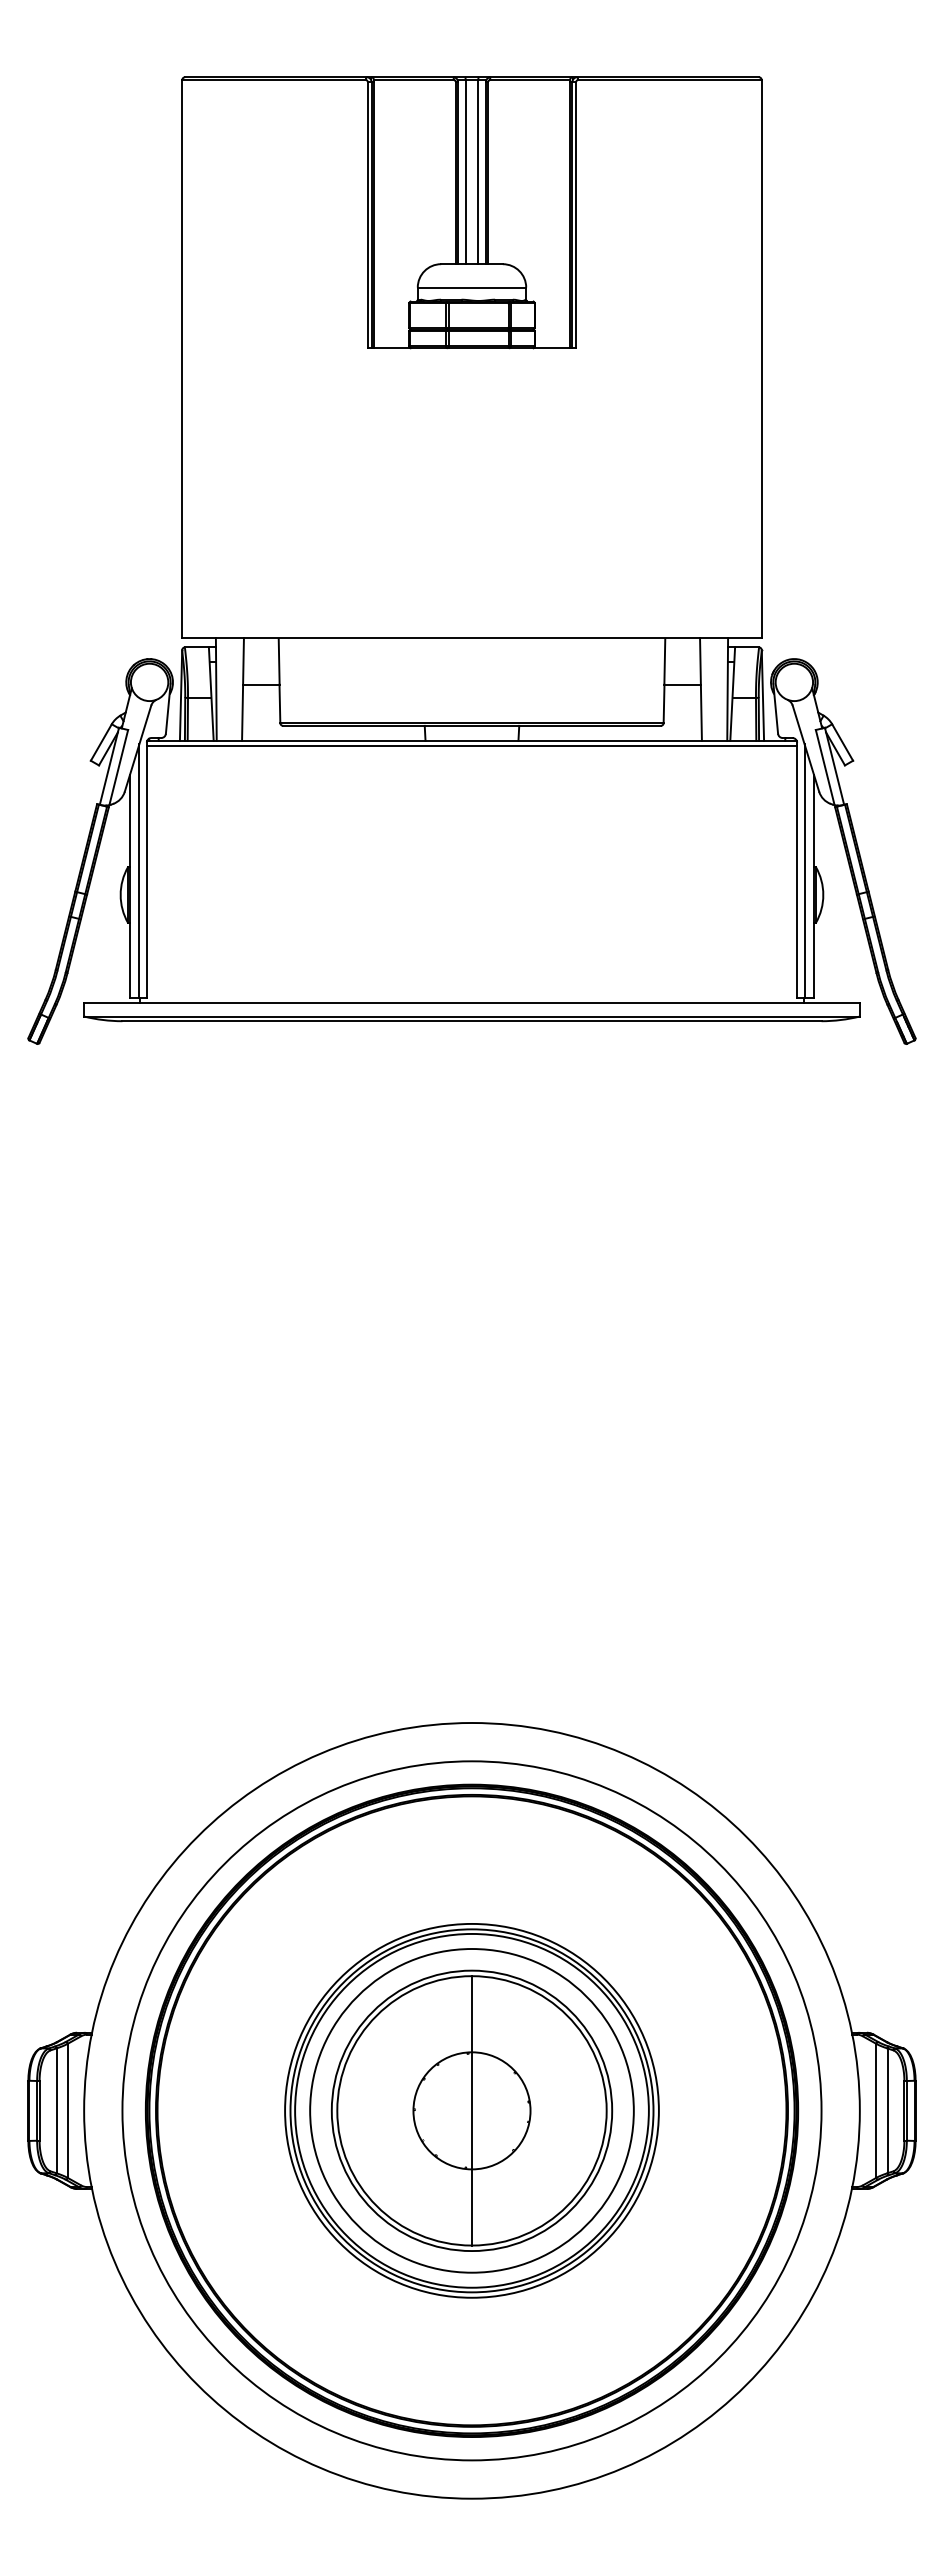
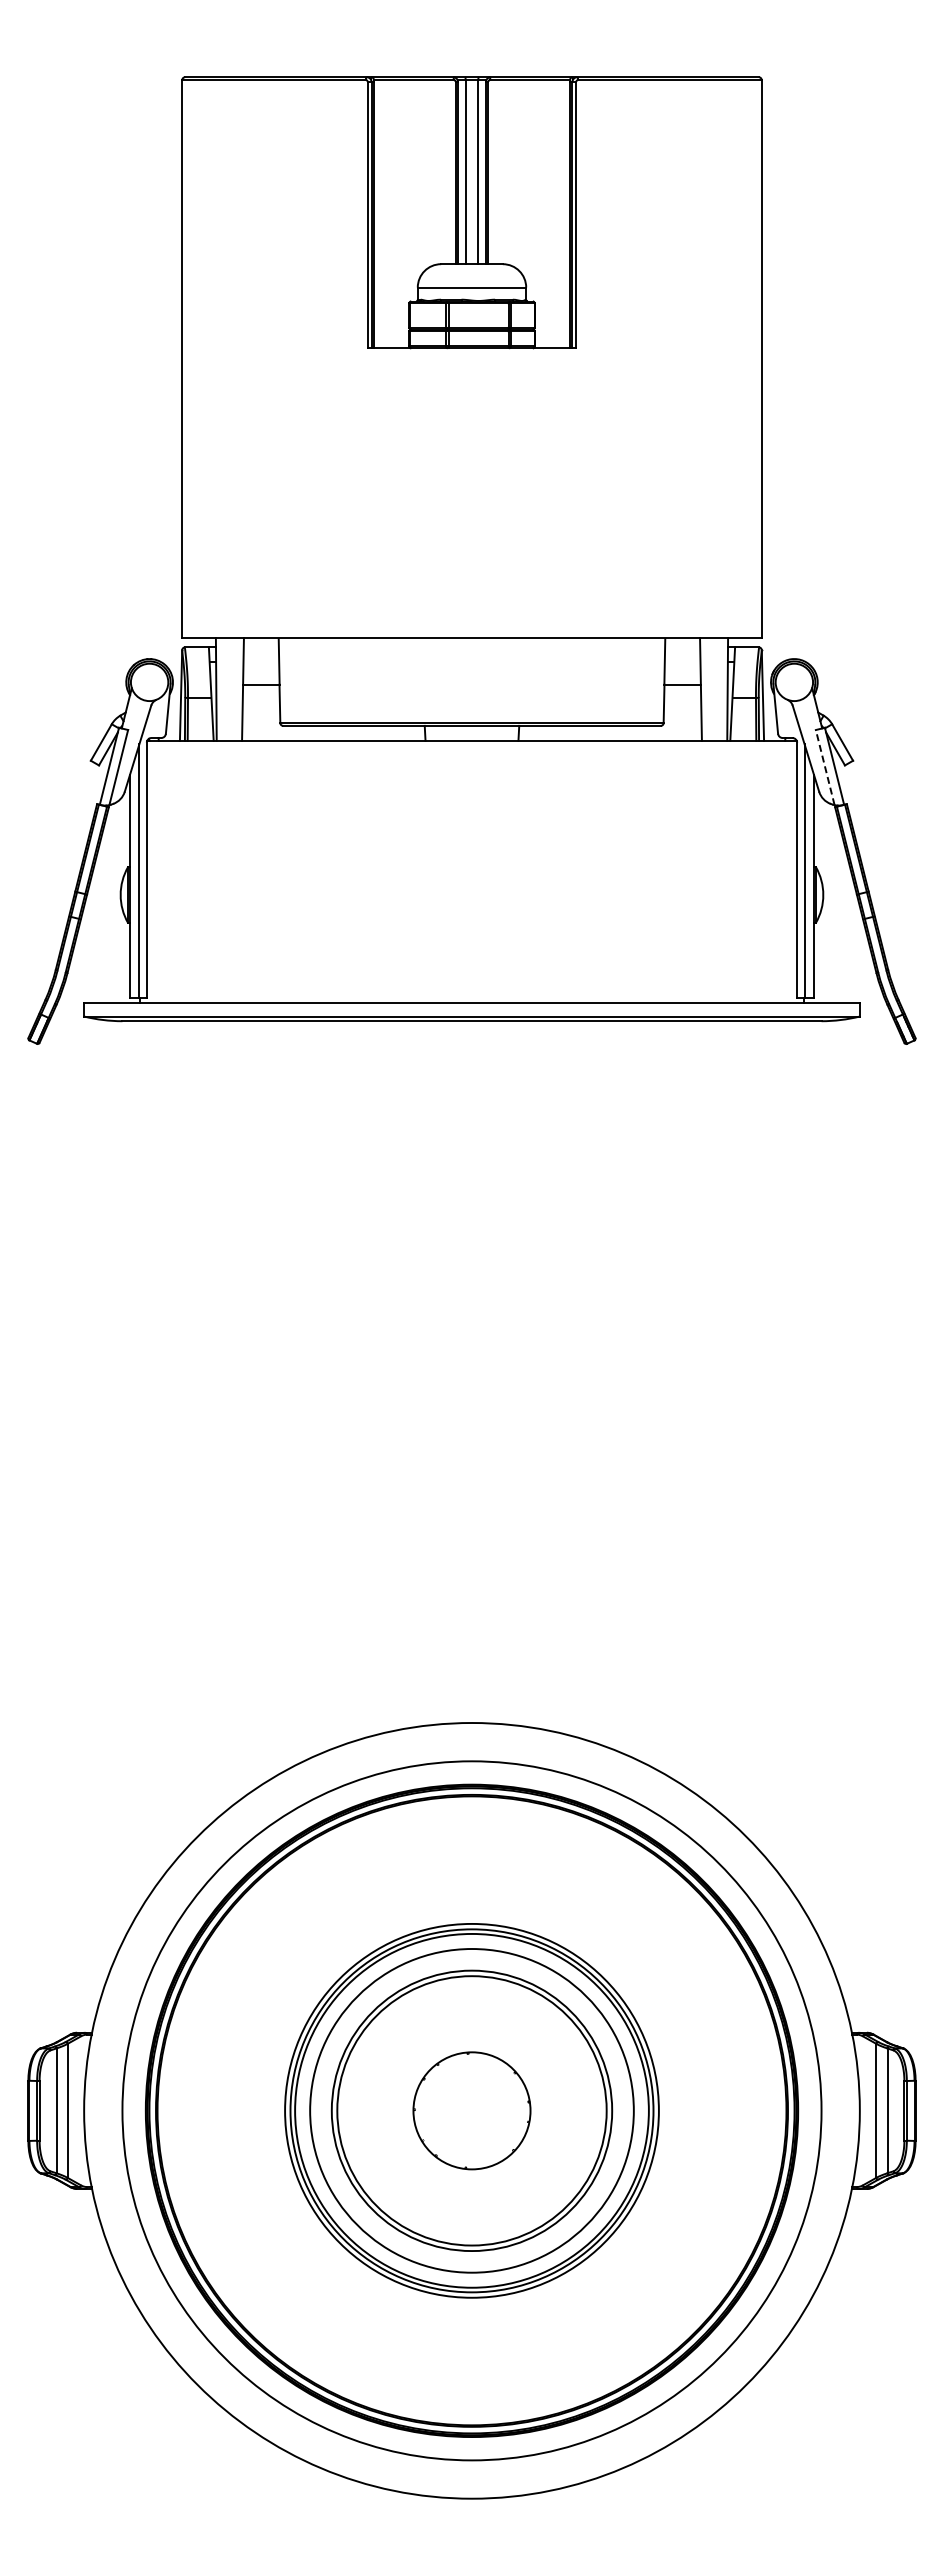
line: present -> none (471, 745)
line: solid -> dashed (825, 767)
line: present -> none (472, 2110)
